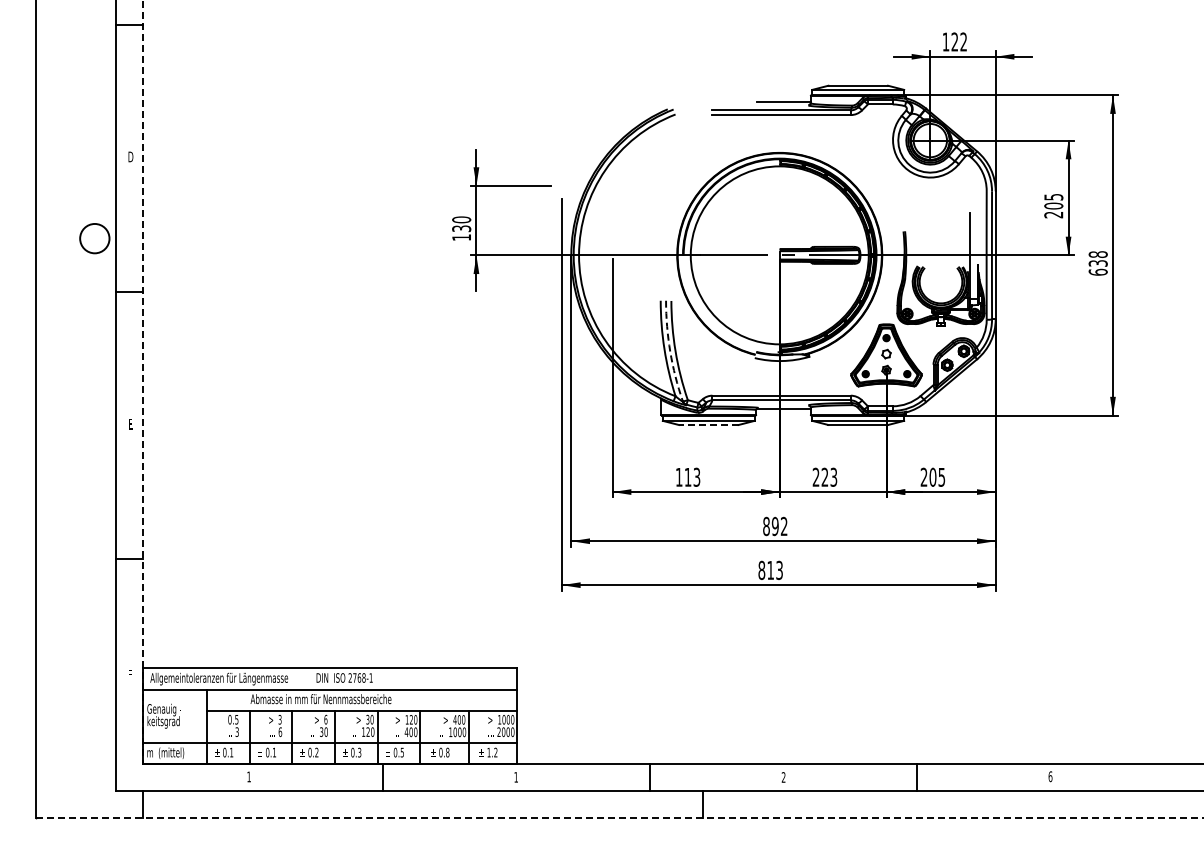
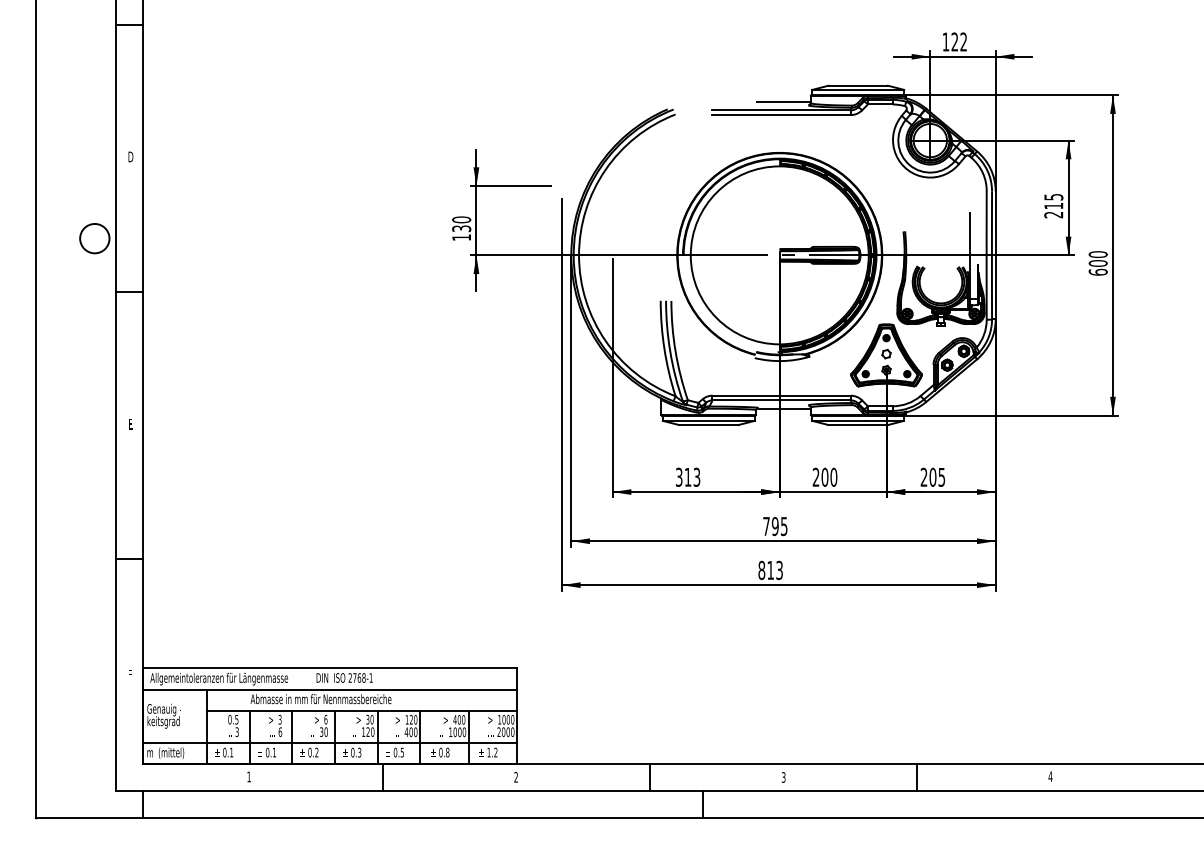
text: 205 -> 215 (1053, 205)
text: 638 -> 600 (1097, 258)
arc: dashed -> solid (670, 351)
line: dashed -> solid (142, 382)
line: dashed -> solid (708, 425)
text: 113 -> 313 (678, 476)
text: 223 -> 200 (829, 476)
text: 892 -> 795 (775, 526)
text: 6 -> 4 (1050, 776)
text: 1 -> 2 (515, 777)
text: 2 -> 3 (783, 777)
line: dashed -> solid (619, 817)
